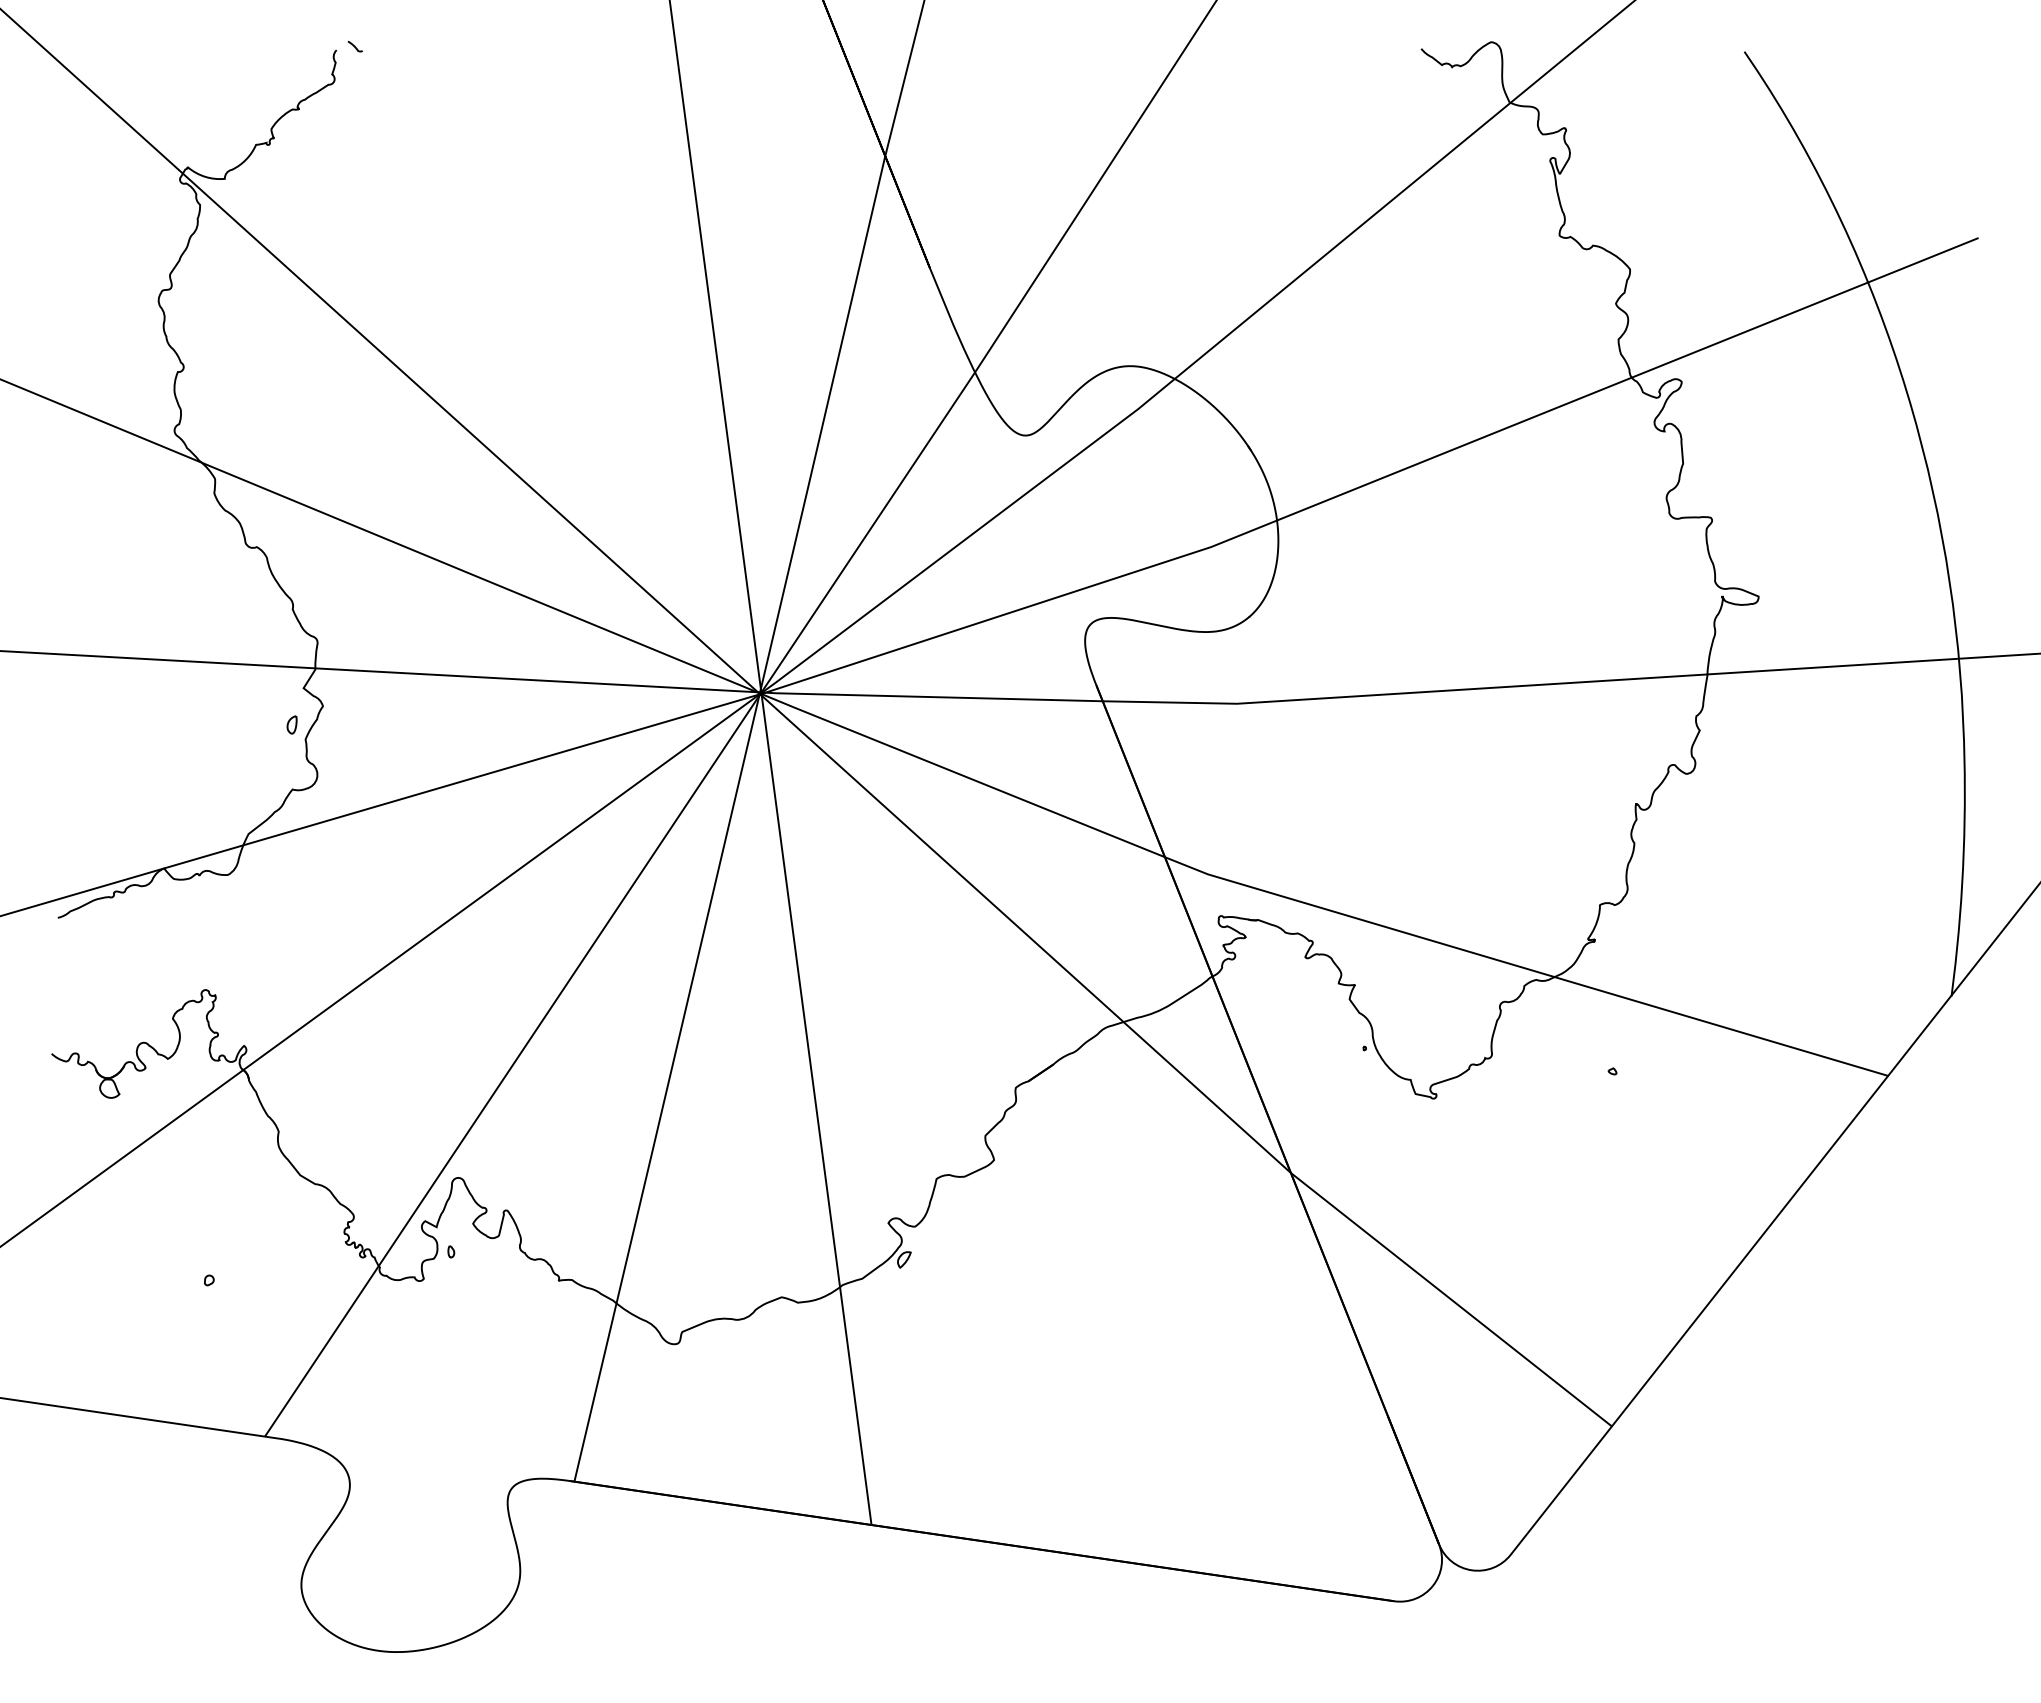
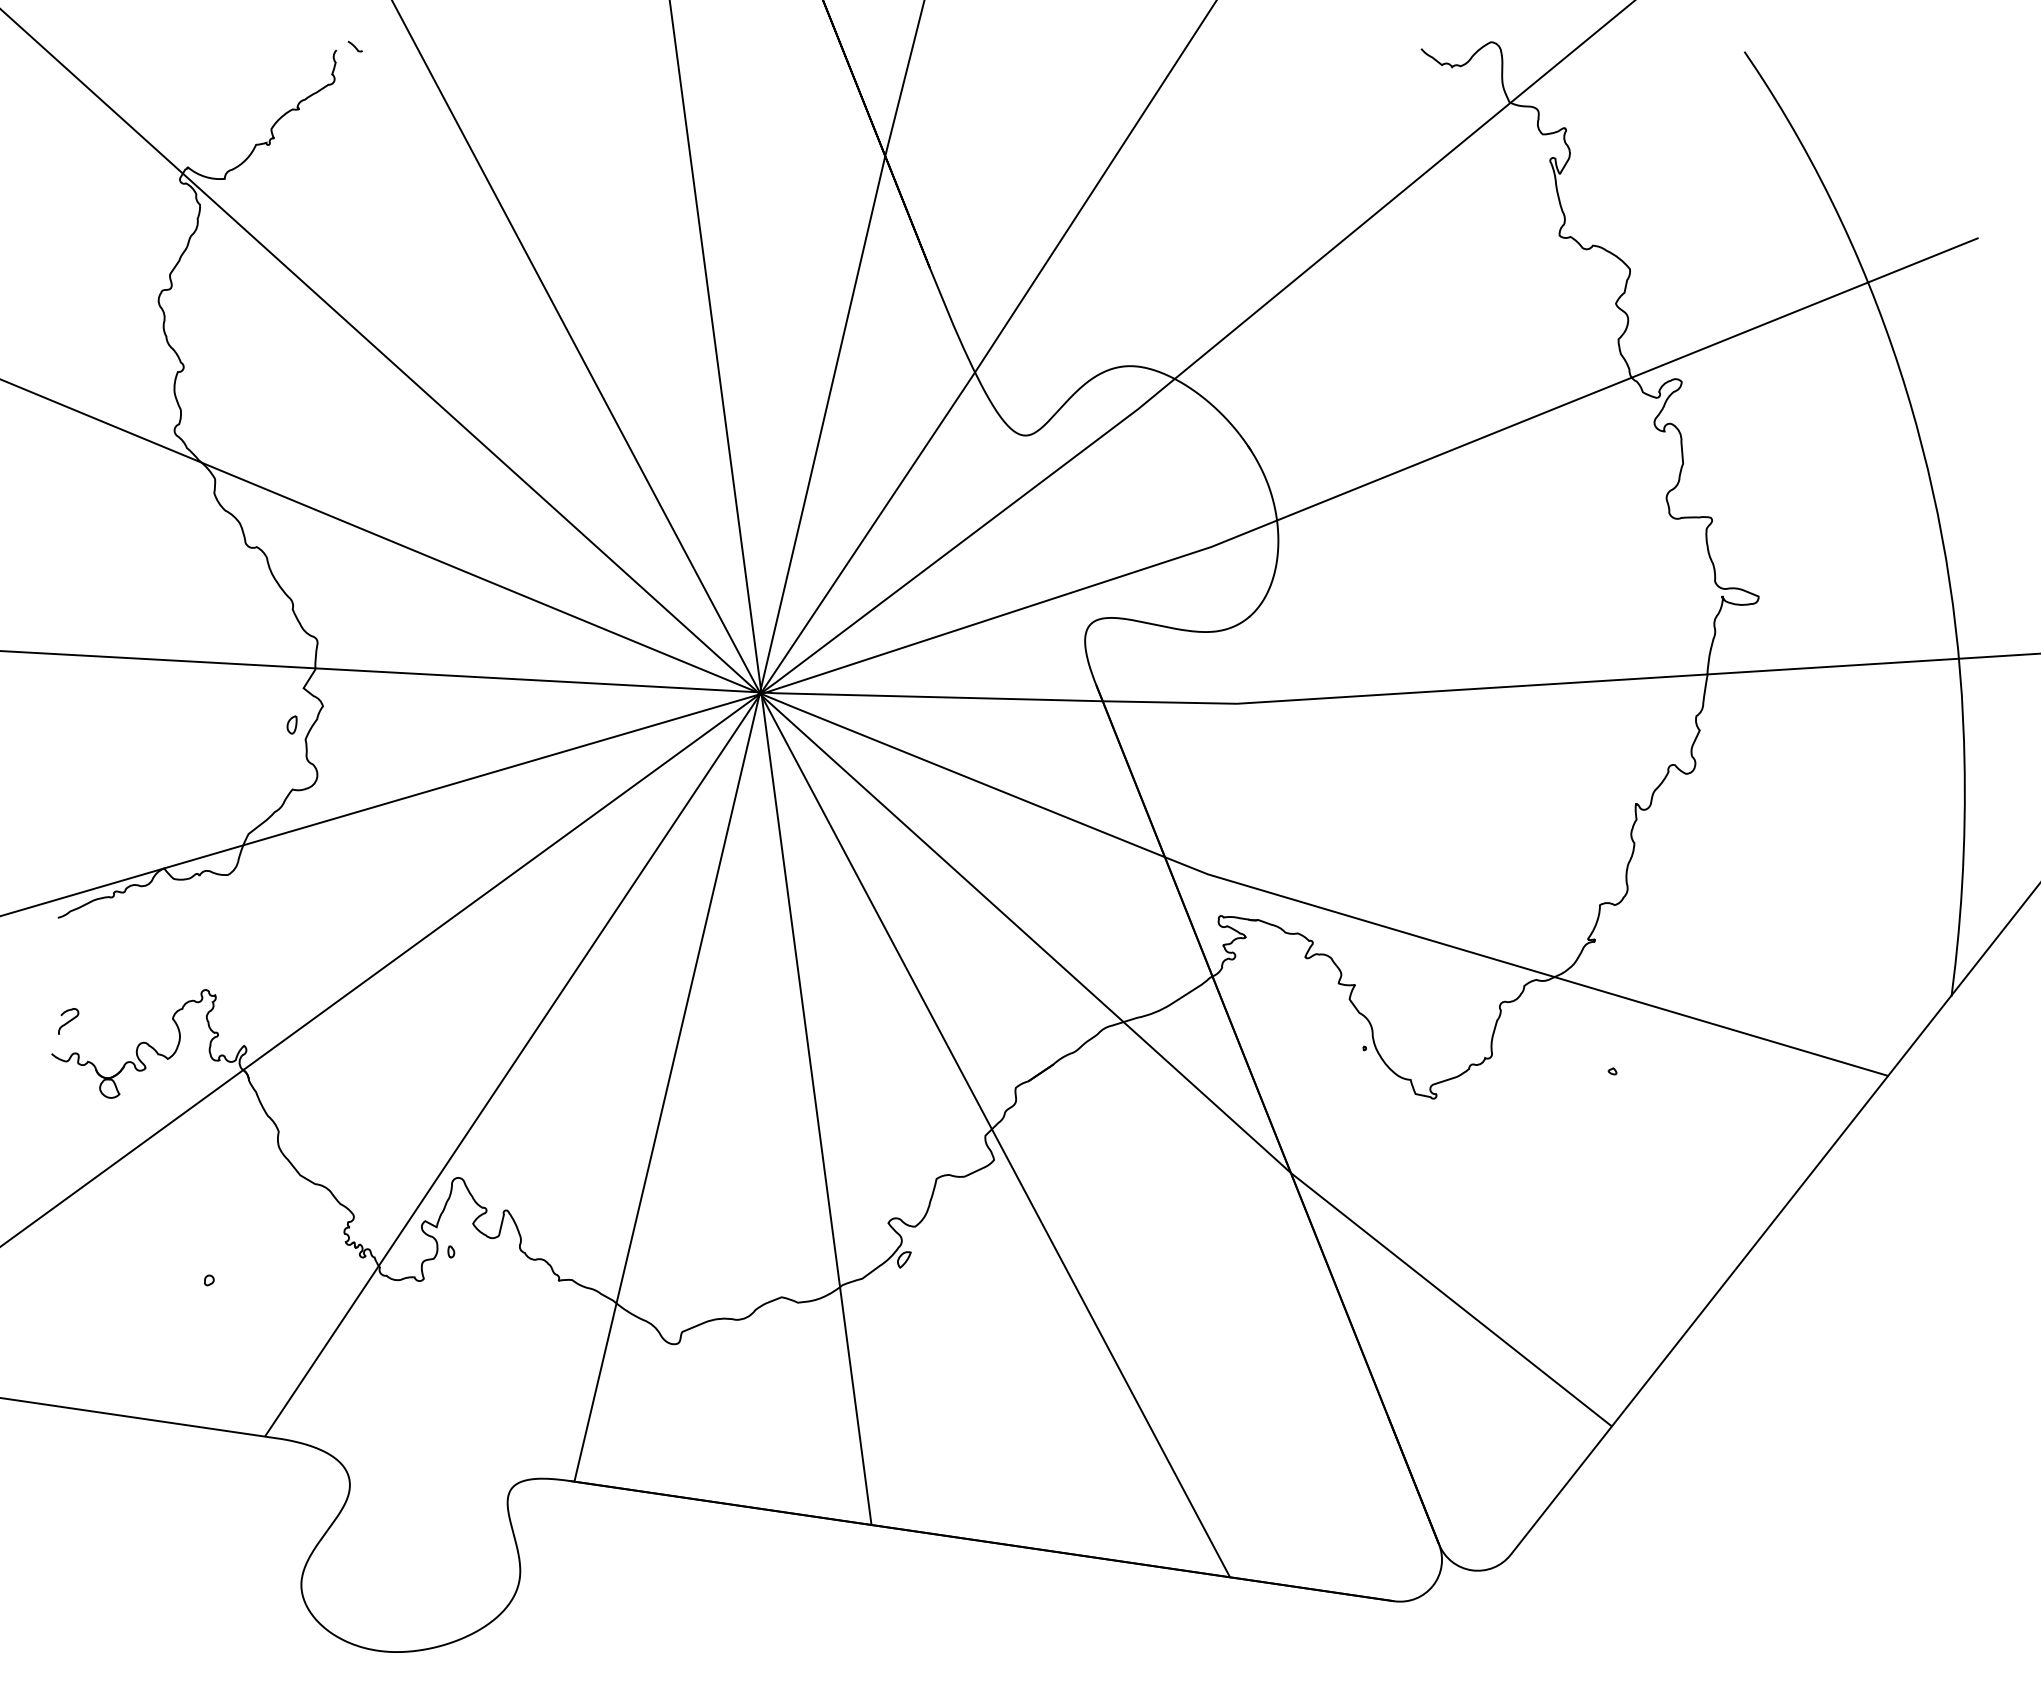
line: none -> present (811, 789)
curve: none -> present (68, 1021)
